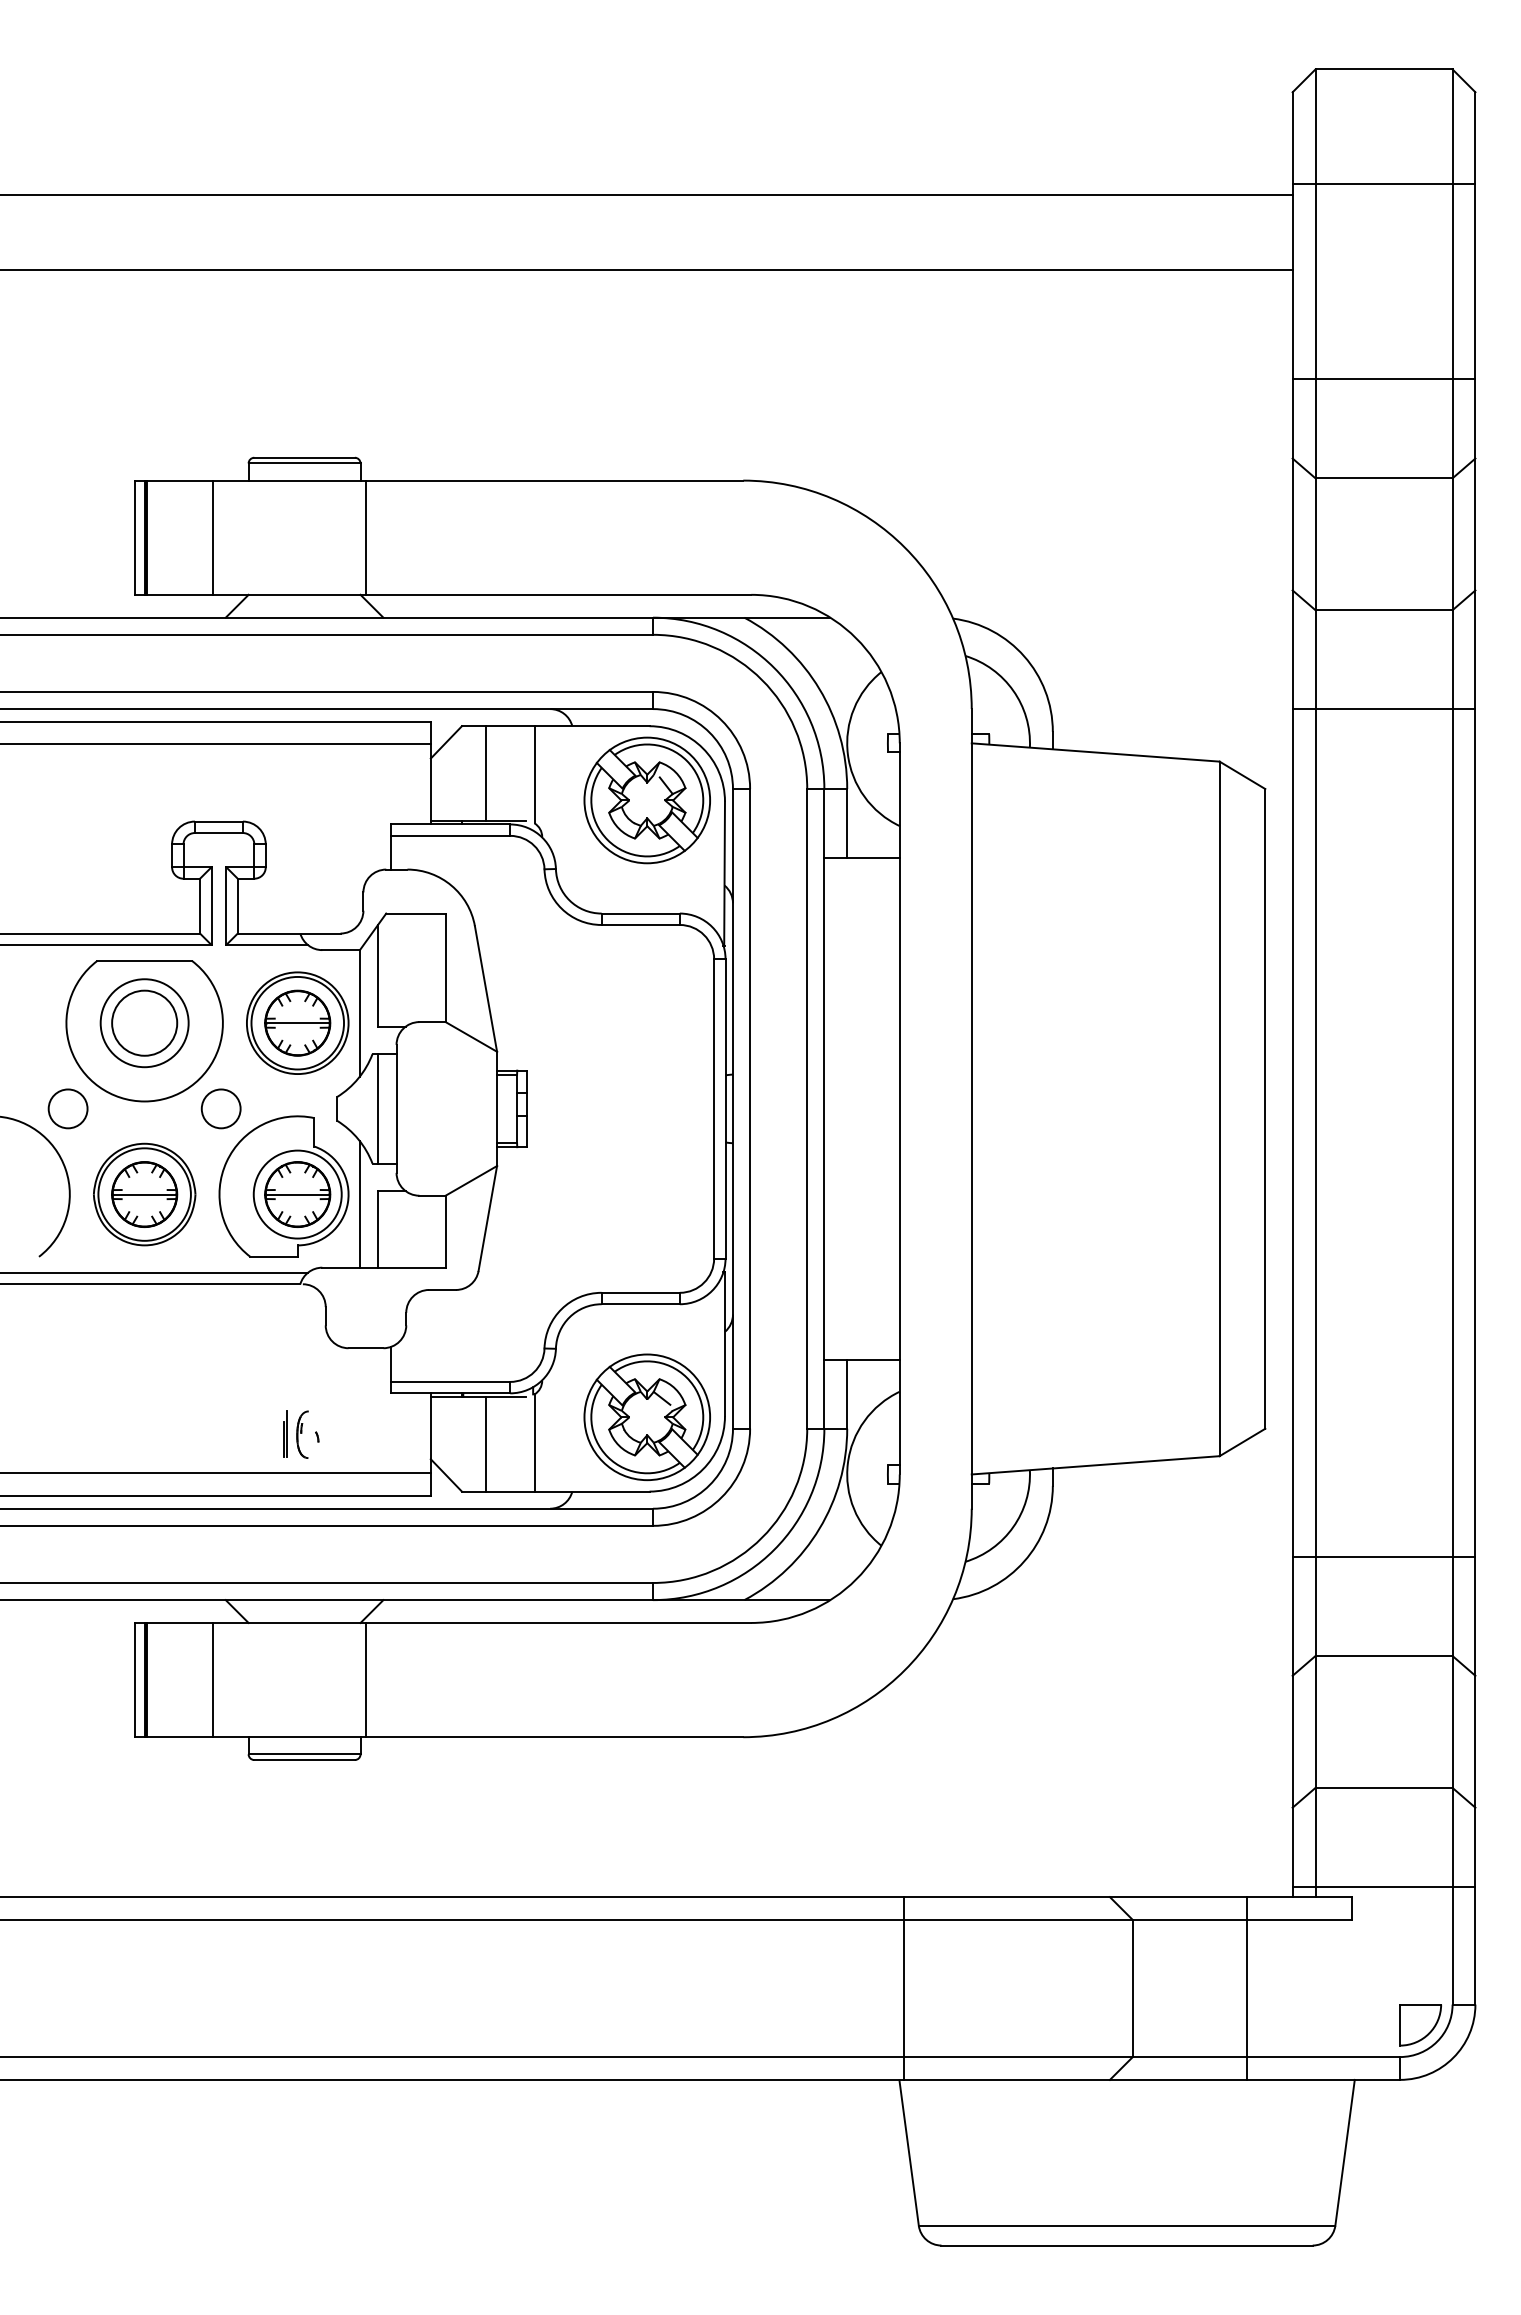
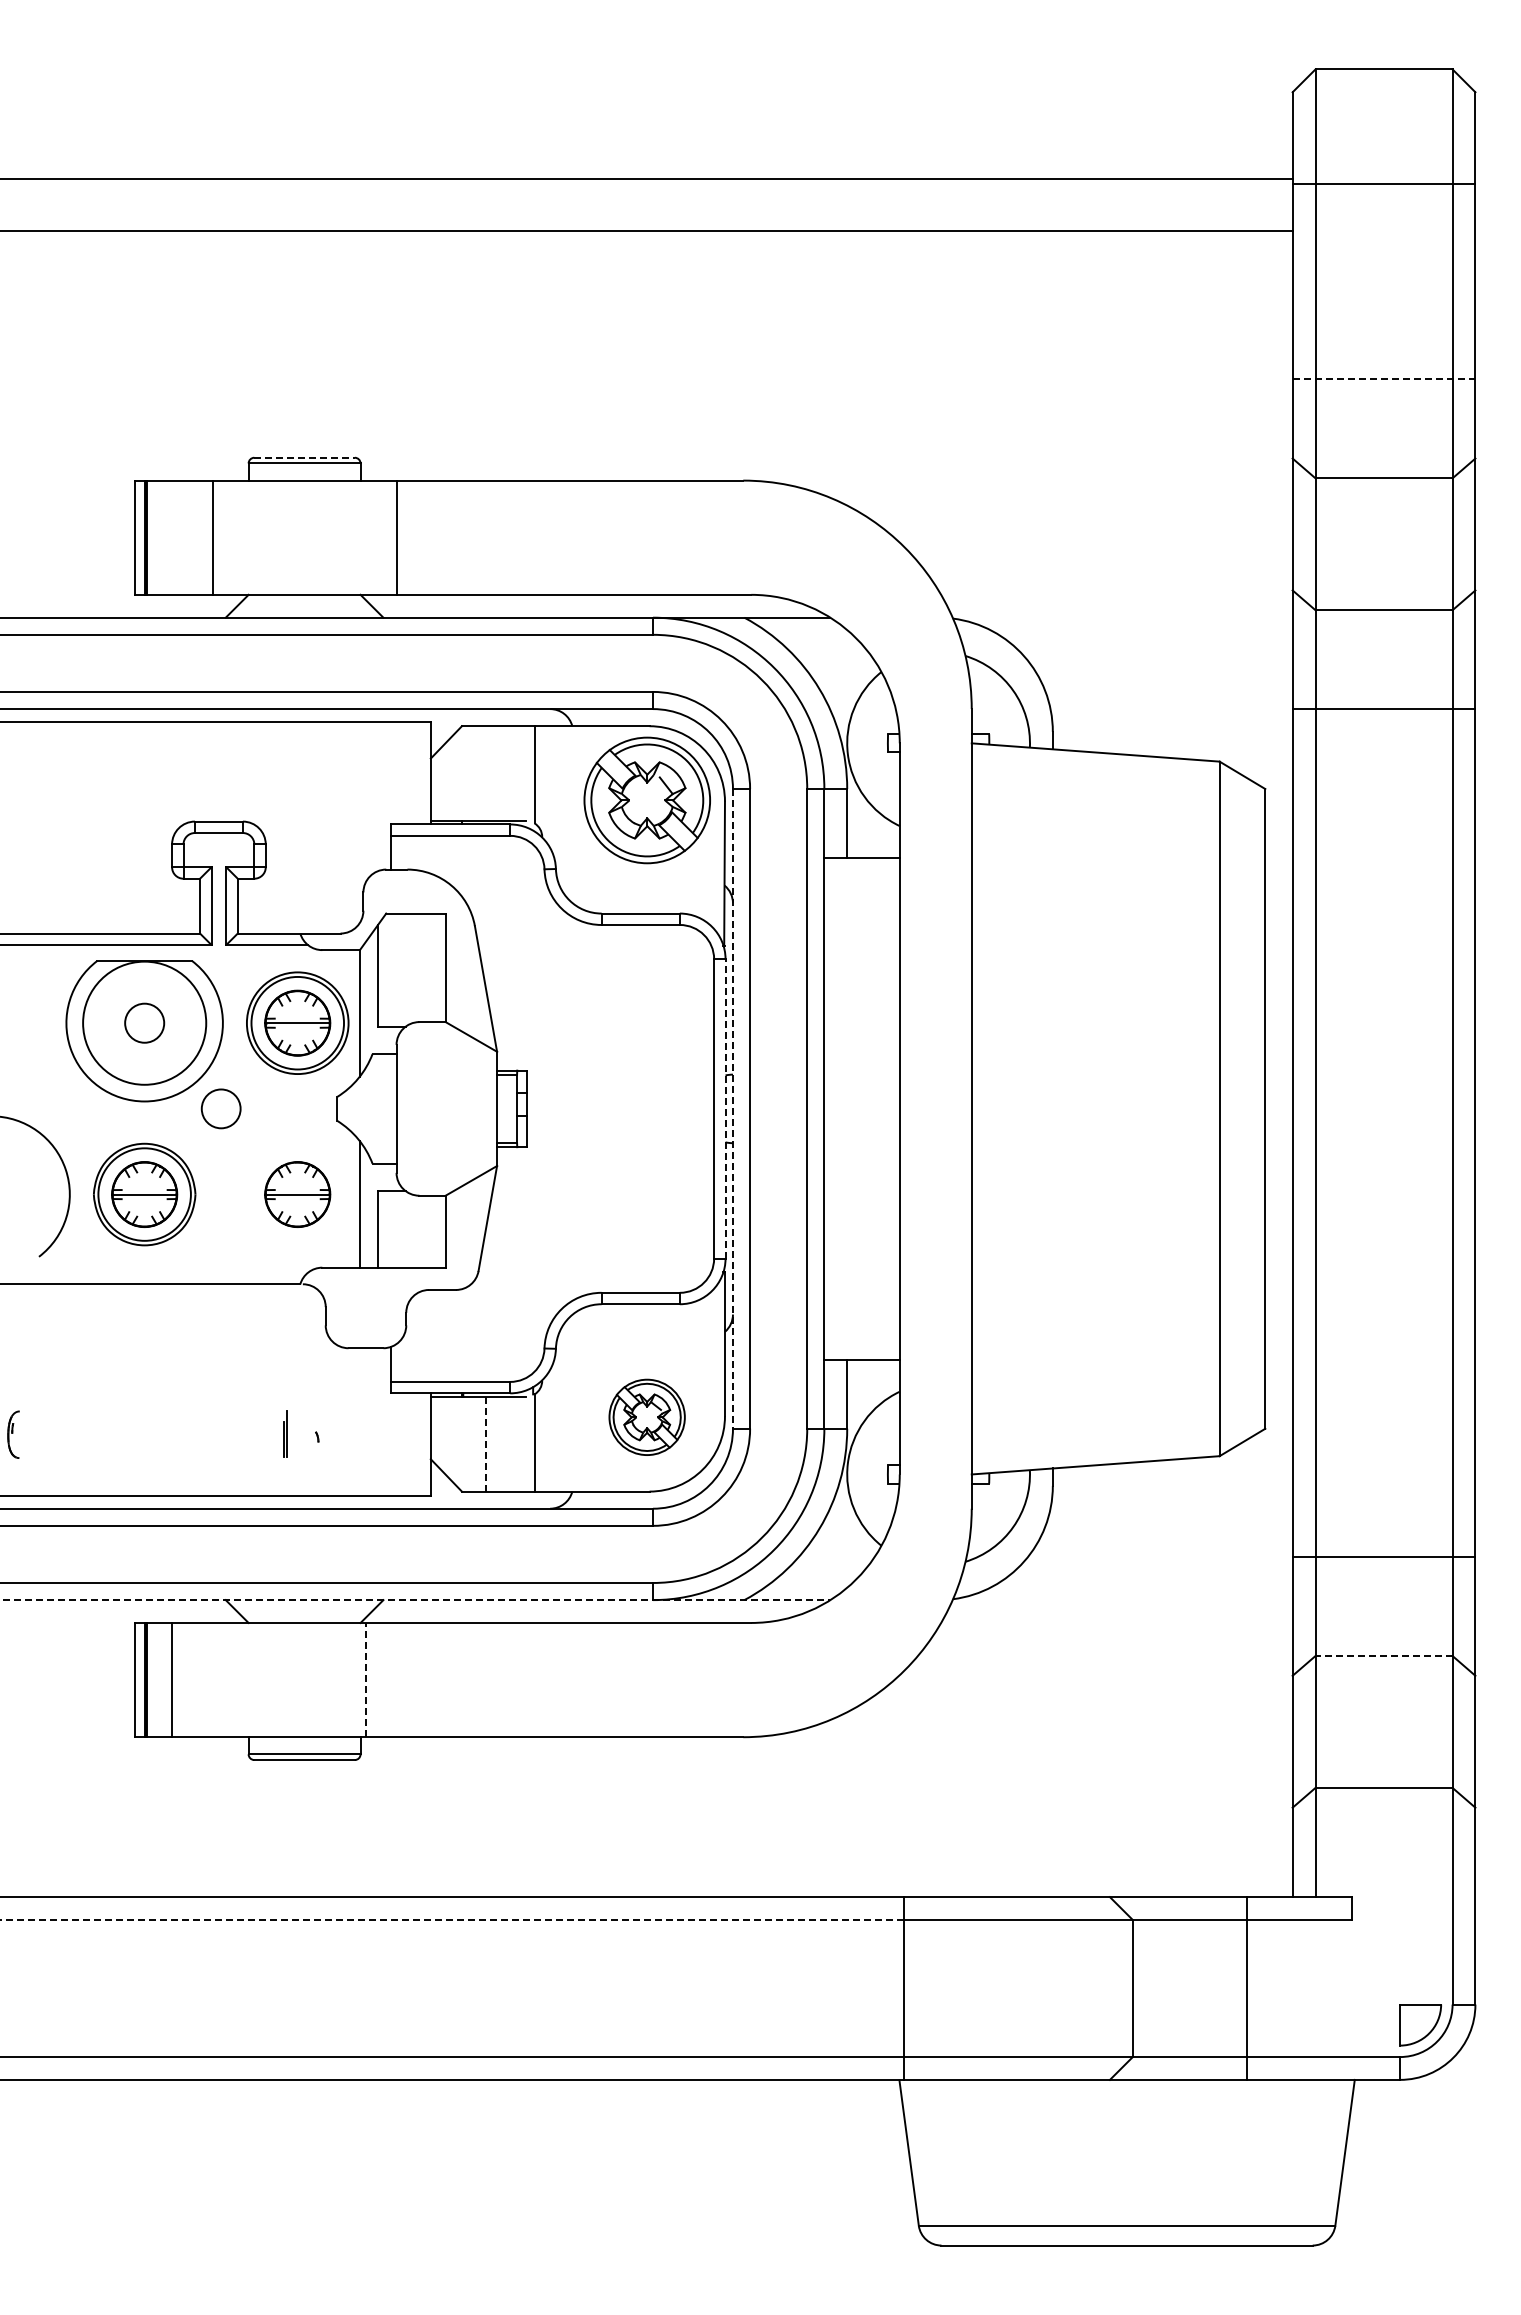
line position: (647, 195) -> (647, 179) (647, 179)
line position: (647, 270) -> (647, 231) (647, 231)
line: solid -> dashed (1384, 379)
line: solid -> dashed (305, 457)
line position: (366, 537) -> (397, 537) (397, 537)
line: present -> none (216, 744)
line: present -> none (486, 773)
circle diameter: 65 px -> 39 px (144, 1022)
circle diameter: 88 px -> 123 px (144, 1022)
circle: present -> none (67, 1108)
line: present -> none (378, 1108)
line: solid -> dashed (725, 1108)
line: solid -> dashed (732, 1108)
part: present -> none (283, 1186)
line: present -> none (154, 1272)
part size: 128x129 px -> 78x78 px (646, 1416)
part position: (302, 1434) -> (13, 1434) (13, 1434)
line: solid -> dashed (486, 1444)
line: present -> none (216, 1473)
line: solid -> dashed (415, 1600)
line: solid -> dashed (1384, 1656)
line position: (213, 1679) -> (172, 1679) (172, 1679)
line: solid -> dashed (366, 1679)
line: present -> none (1383, 1886)
line: solid -> dashed (452, 1919)
